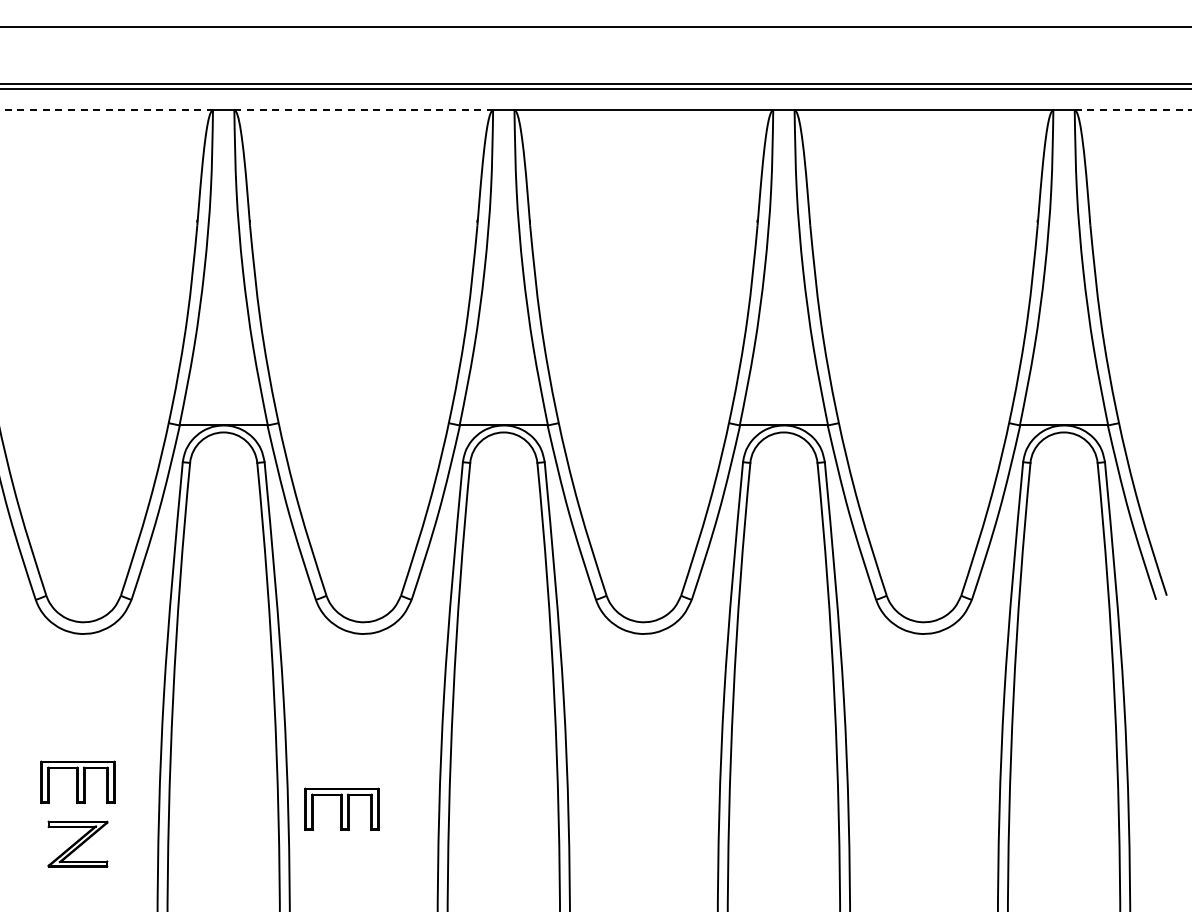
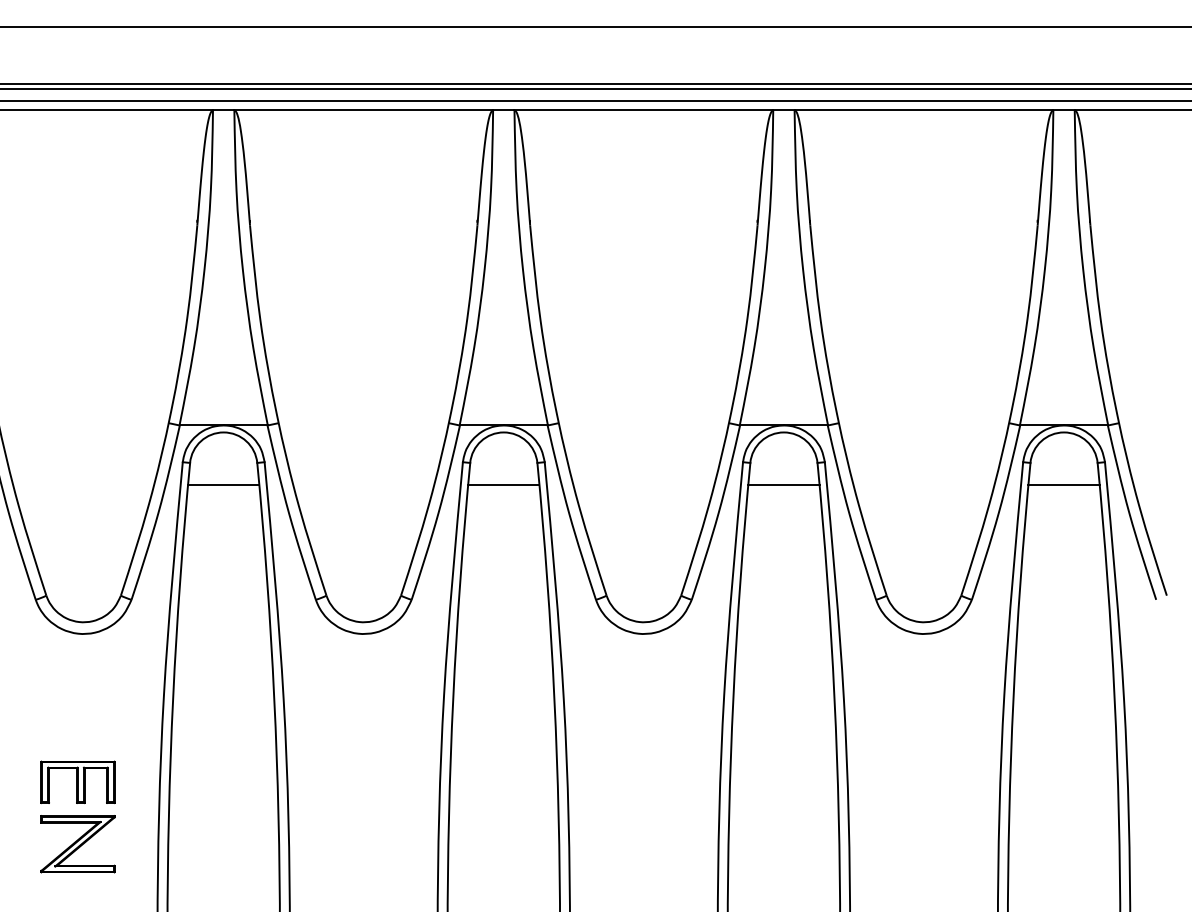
line: none -> present (595, 100)
line: dashed -> solid (107, 110)
line: dashed -> solid (364, 110)
line: dashed -> solid (1133, 110)
line: none -> present (223, 484)
line: none -> present (503, 484)
line: none -> present (783, 484)
line: none -> present (1063, 484)
part: present -> none (341, 808)
part size: 62x48 px -> 76x59 px (77, 844)
